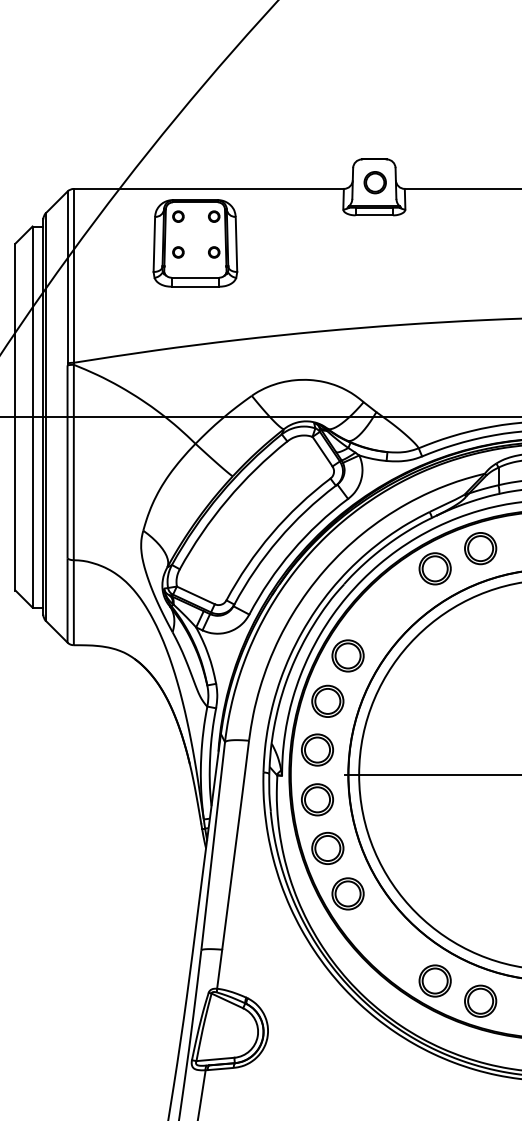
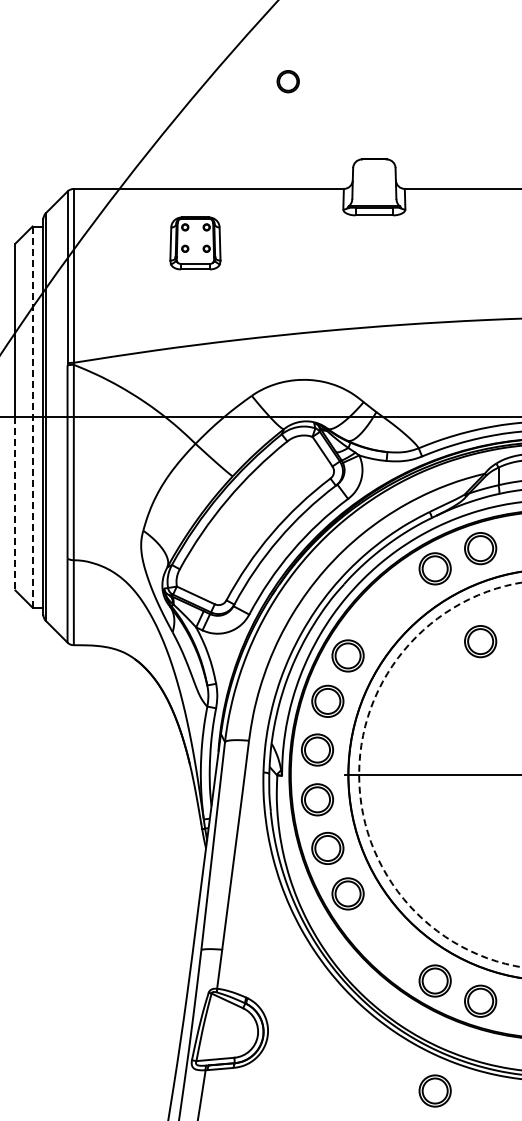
part position: (374, 182) -> (287, 81) (287, 81)
part size: 87x89 px -> 53x55 px (195, 243)
line: solid -> dashed (32, 417)
line: solid -> dashed (15, 503)
part: none -> present (480, 641)
circle: solid -> dashed (440, 774)
part: none -> present (434, 1090)
